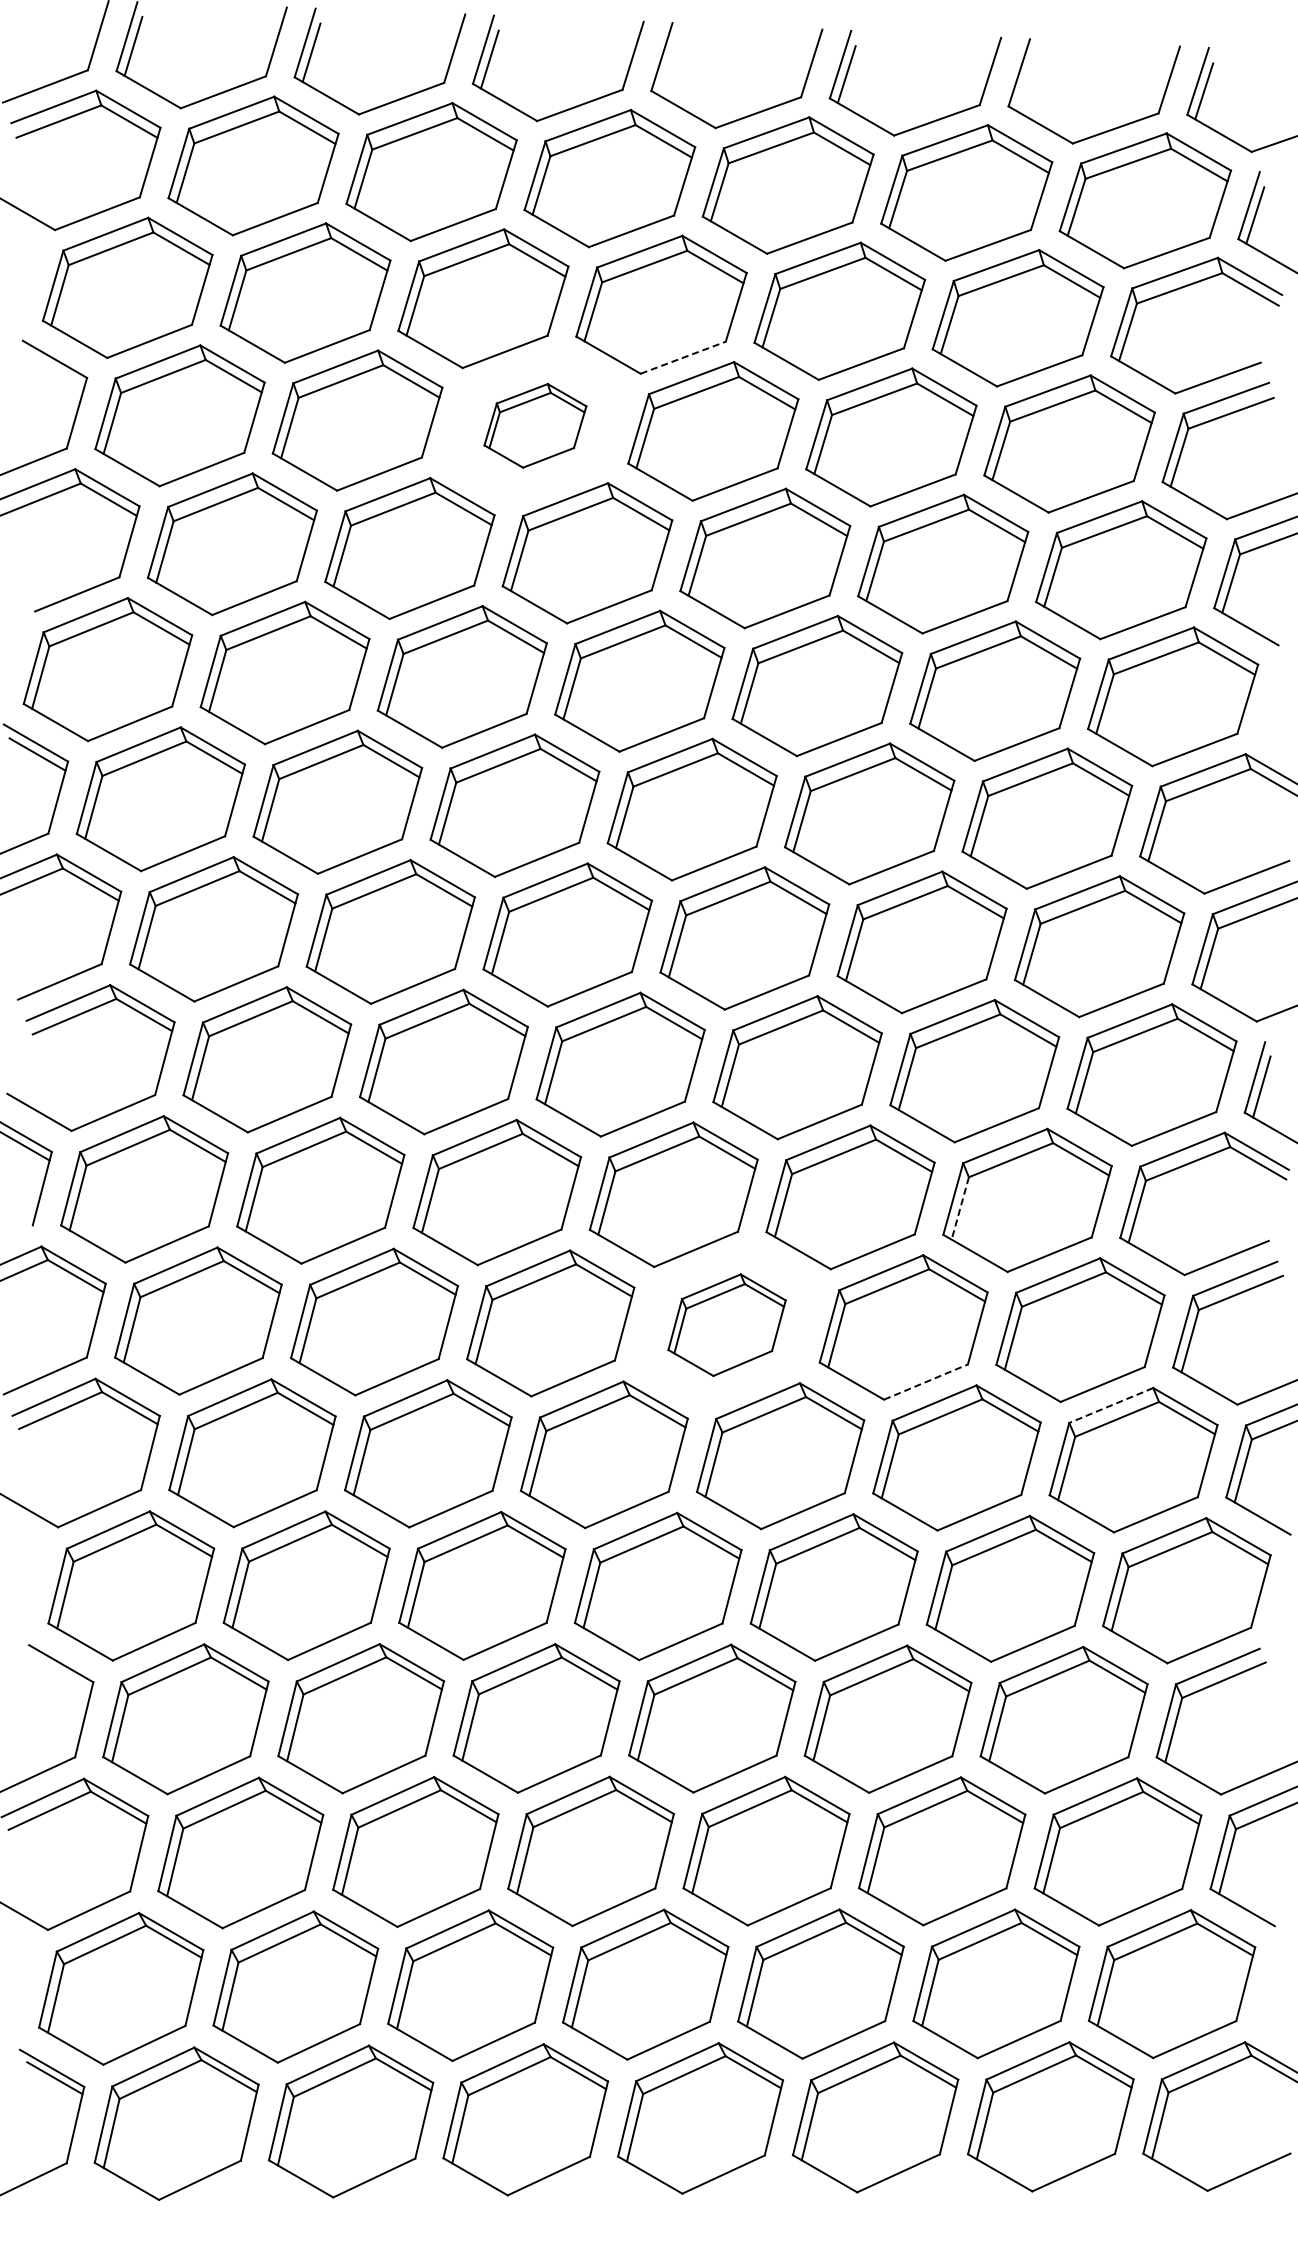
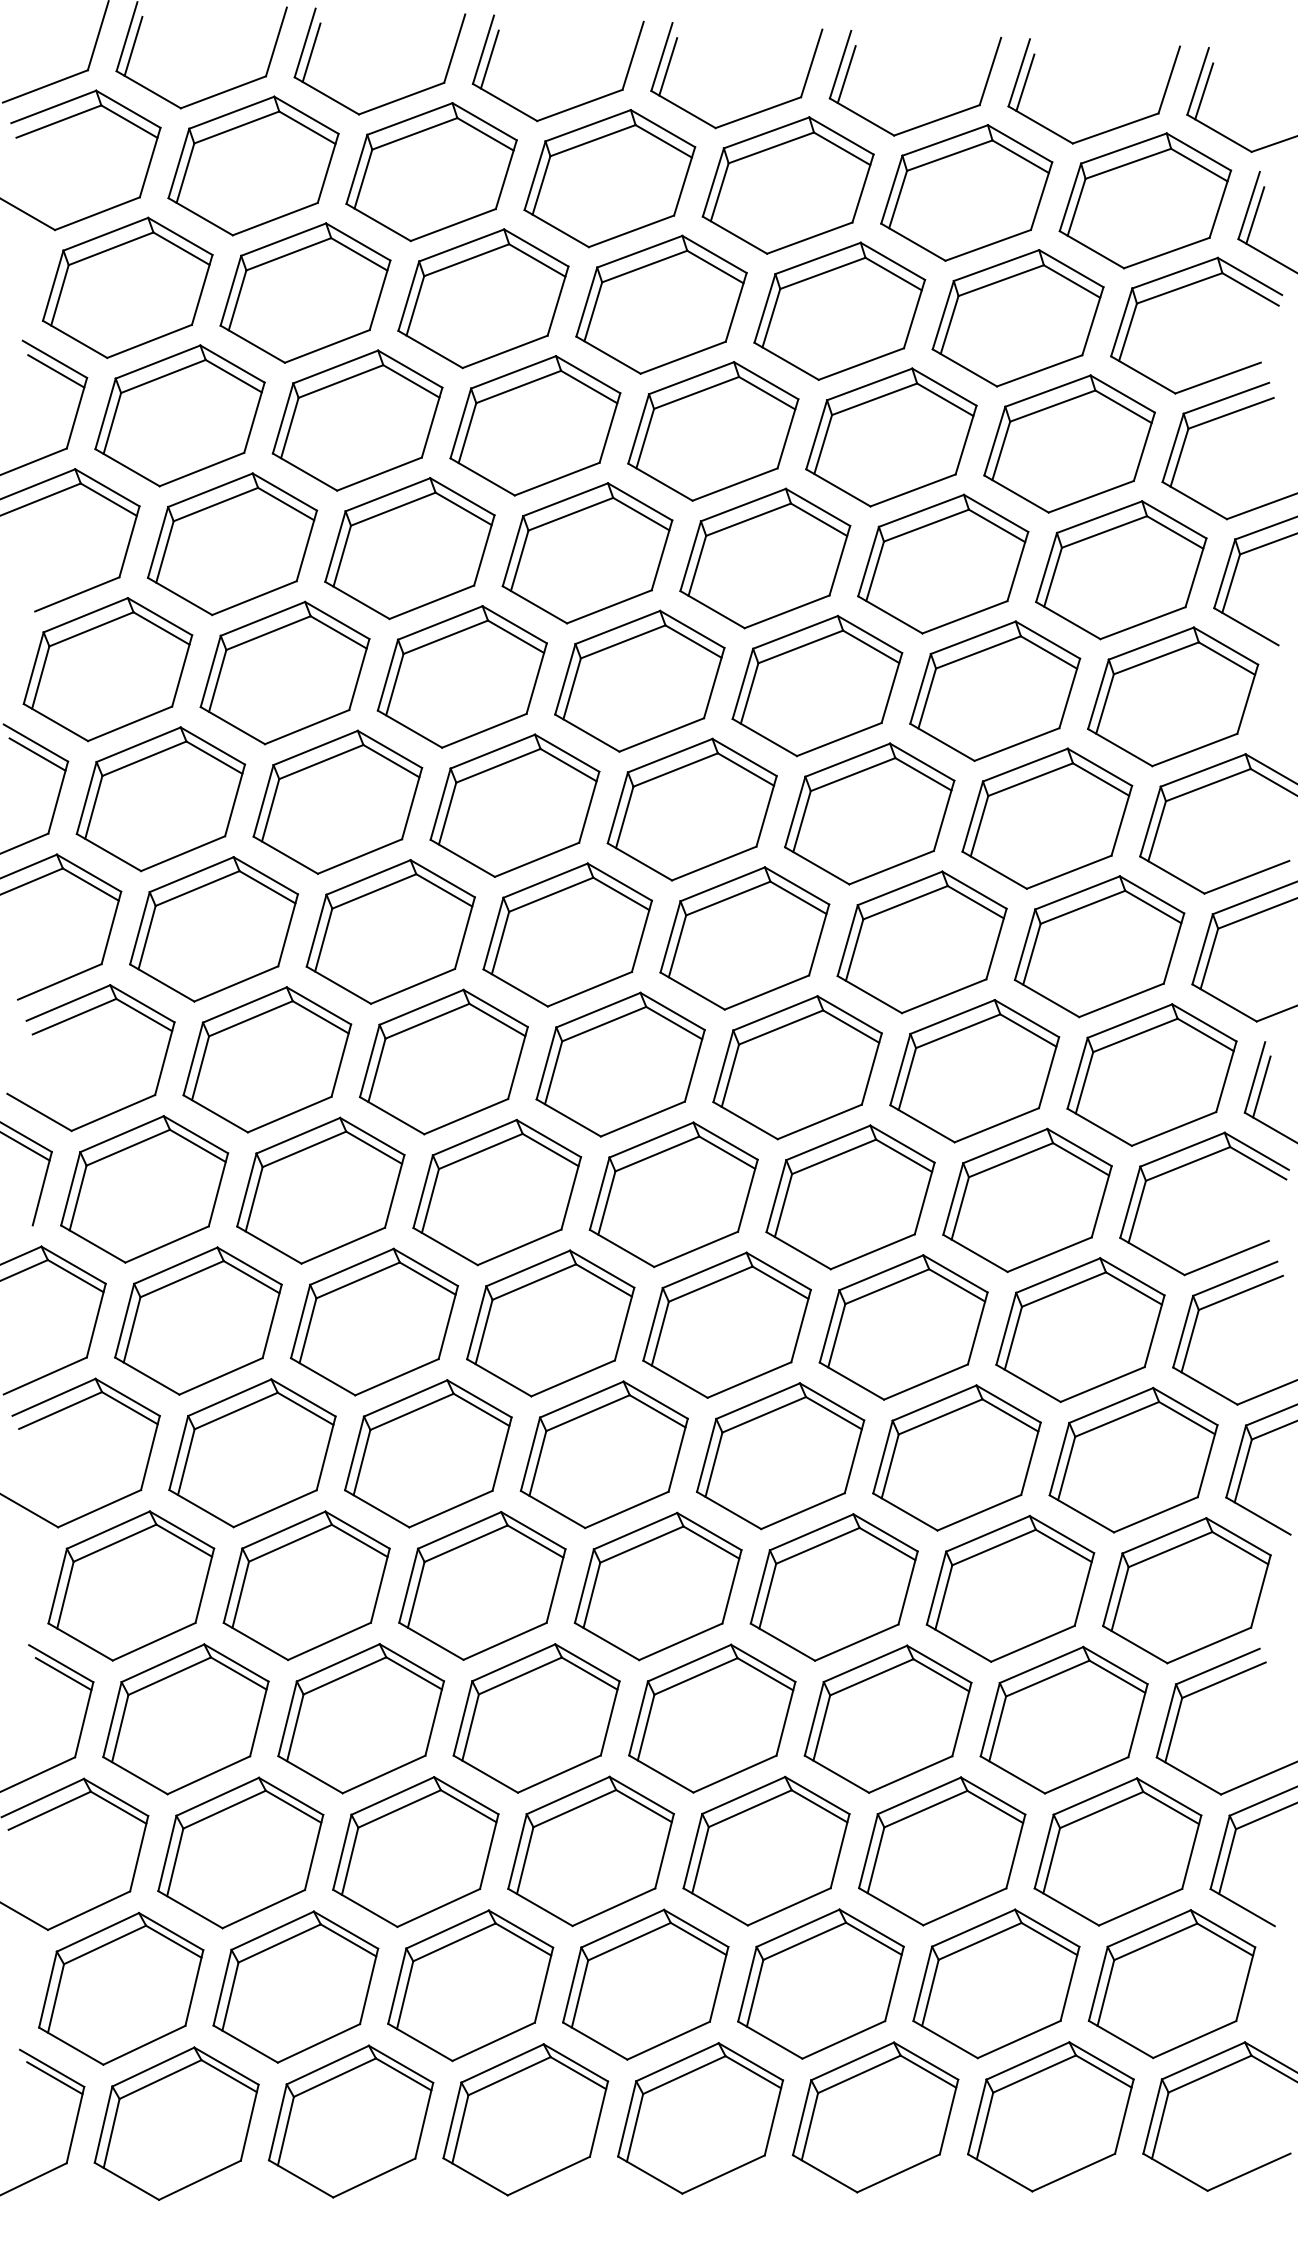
line: none -> present (668, 66)
line: none -> present (1025, 82)
line: dashed -> solid (683, 357)
line: none -> present (56, 371)
part size: 105x86 px -> 173x142 px (535, 425)
line: dashed -> solid (960, 1208)
part size: 120x105 px -> 170x148 px (726, 1324)
line: dashed -> solid (926, 1381)
line: dashed -> solid (1110, 1405)
line: none -> present (63, 1674)
